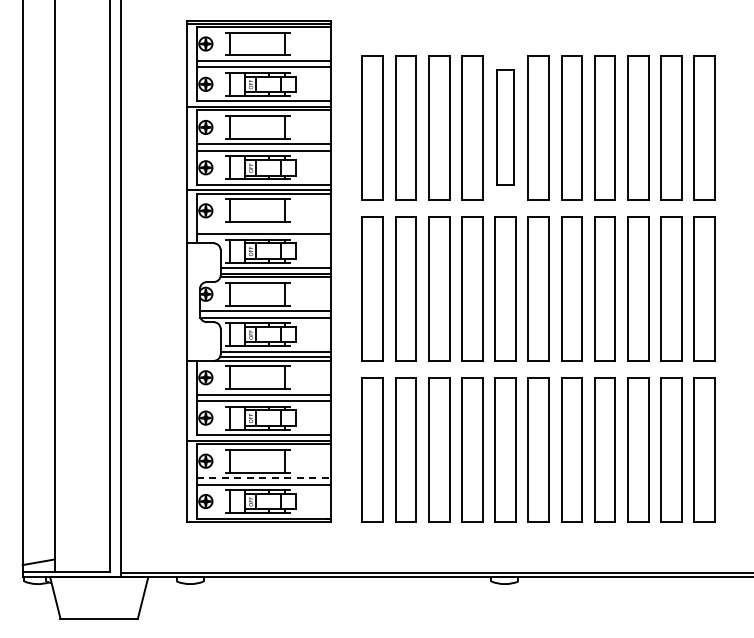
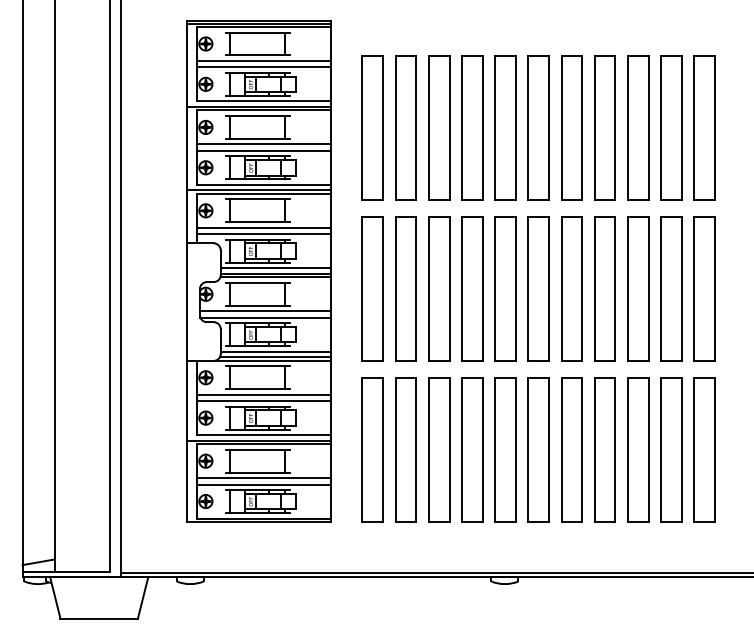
part size: 19x117 px -> 23x146 px (505, 127)
line: none -> present (263, 227)
line: dashed -> solid (264, 478)
